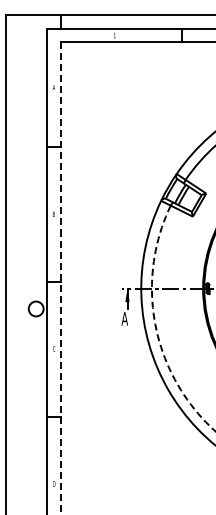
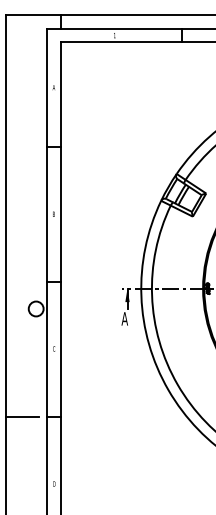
line: dashed -> solid (60, 278)
arc: dashed -> solid (155, 326)
line: none -> present (22, 417)
